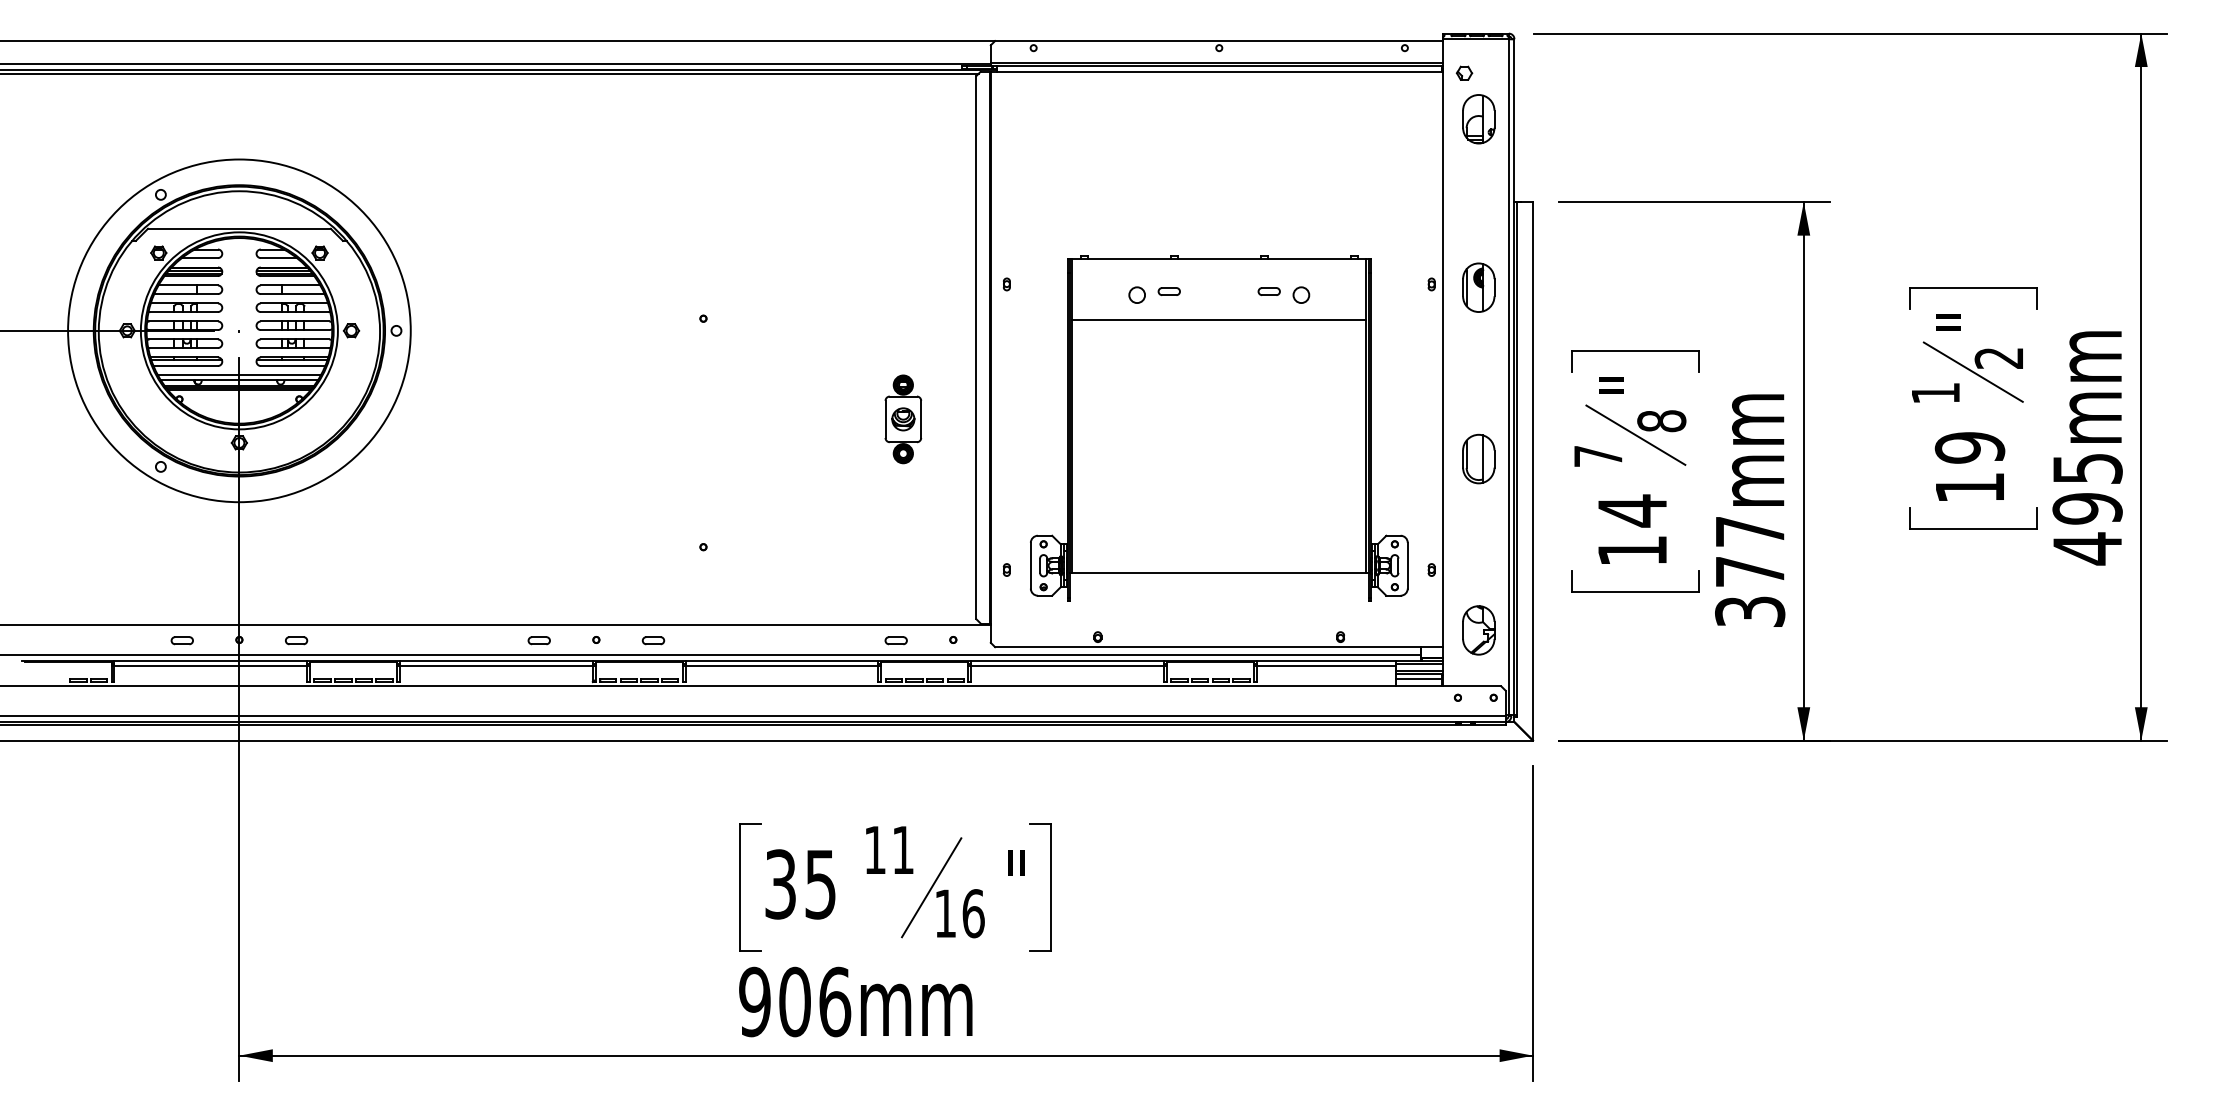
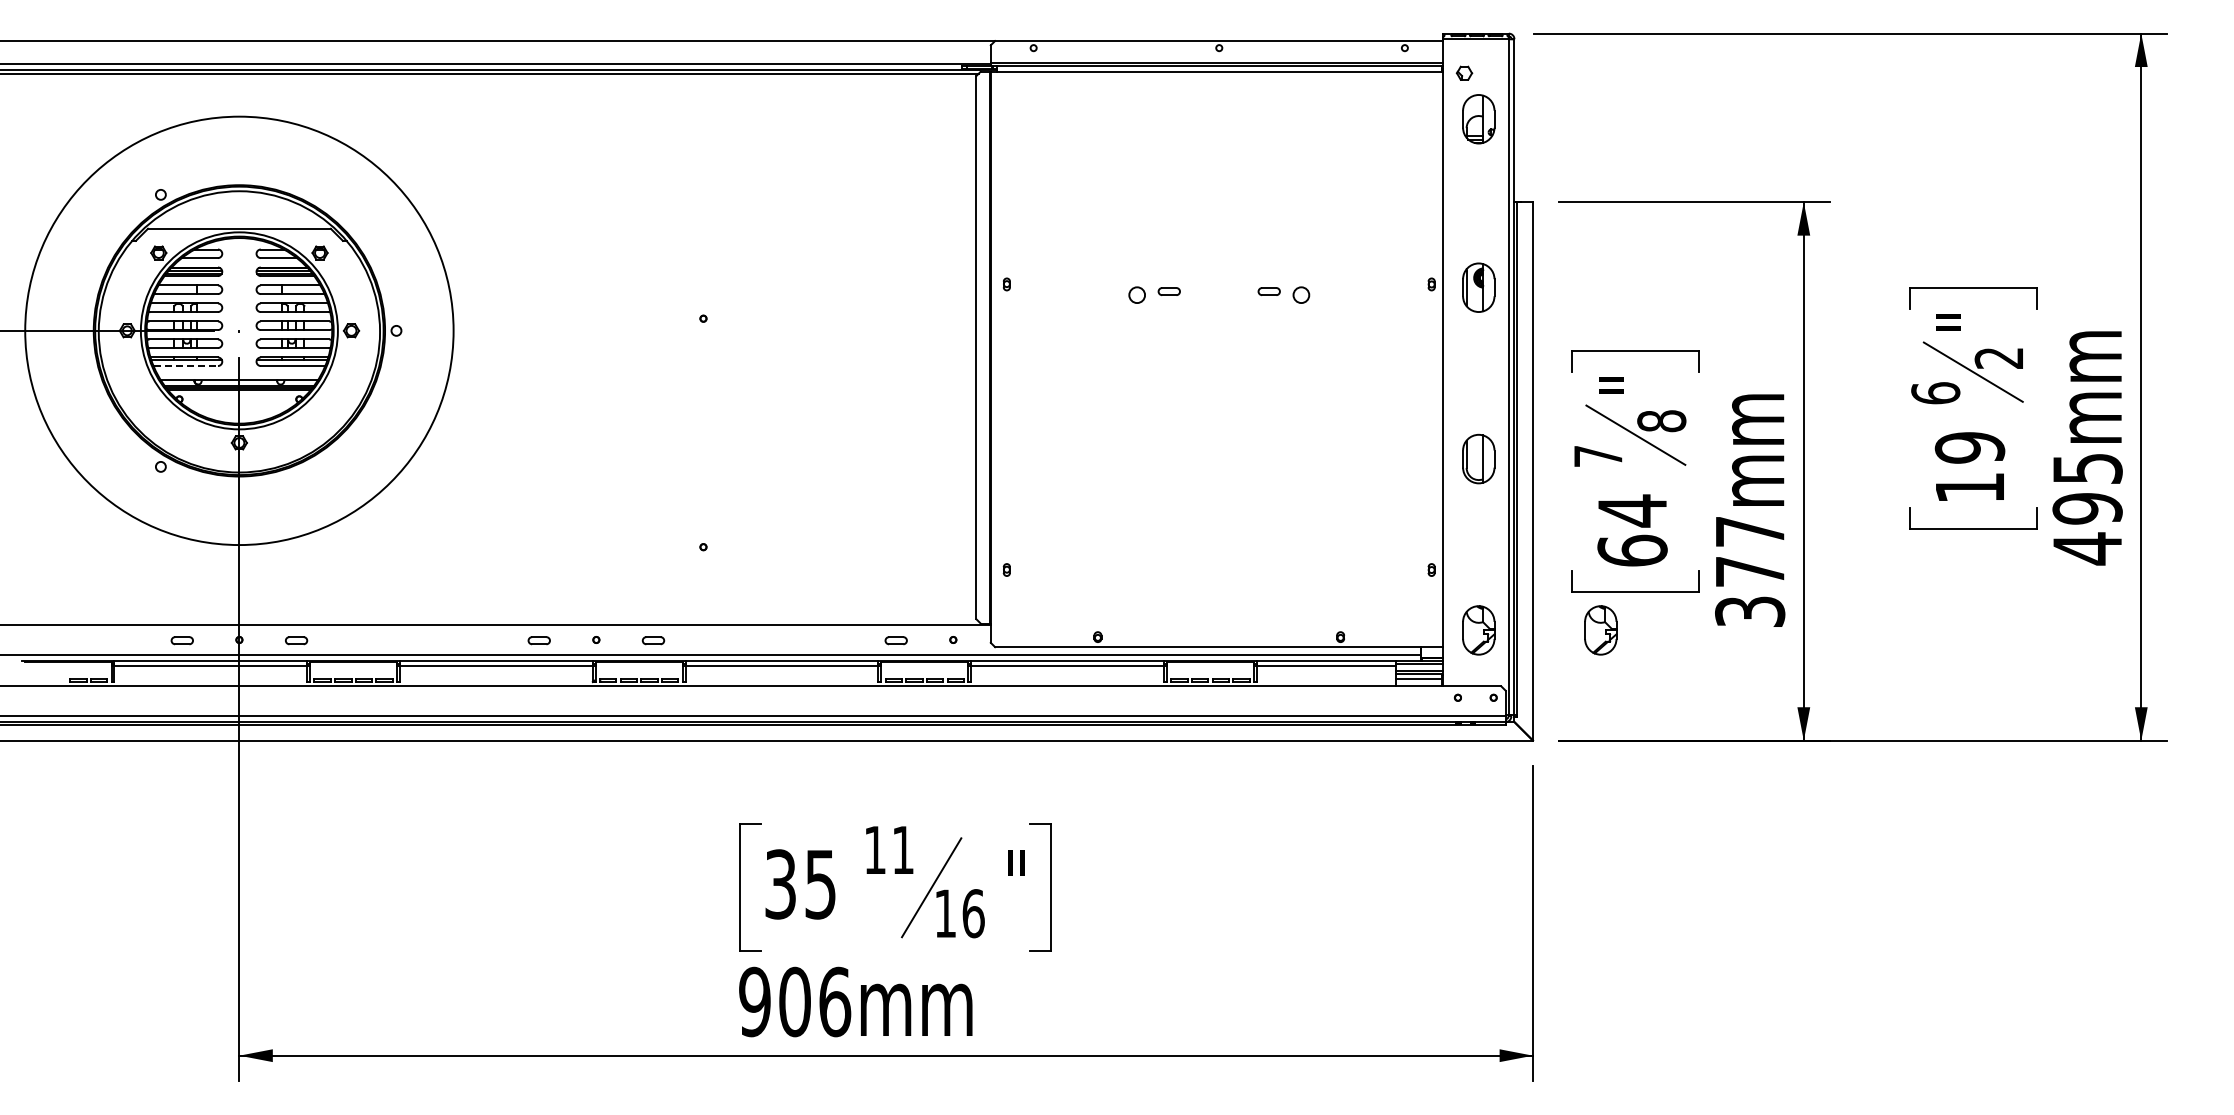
circle diameter: 343 px -> 428 px (239, 330)
line: solid -> dashed (186, 366)
line: present -> none (238, 375)
text: 1 -> 6 (1935, 393)
part: present -> none (903, 419)
part: present -> none (1219, 428)
text: 14 -> 64 (1632, 550)
part: none -> present (1600, 630)
